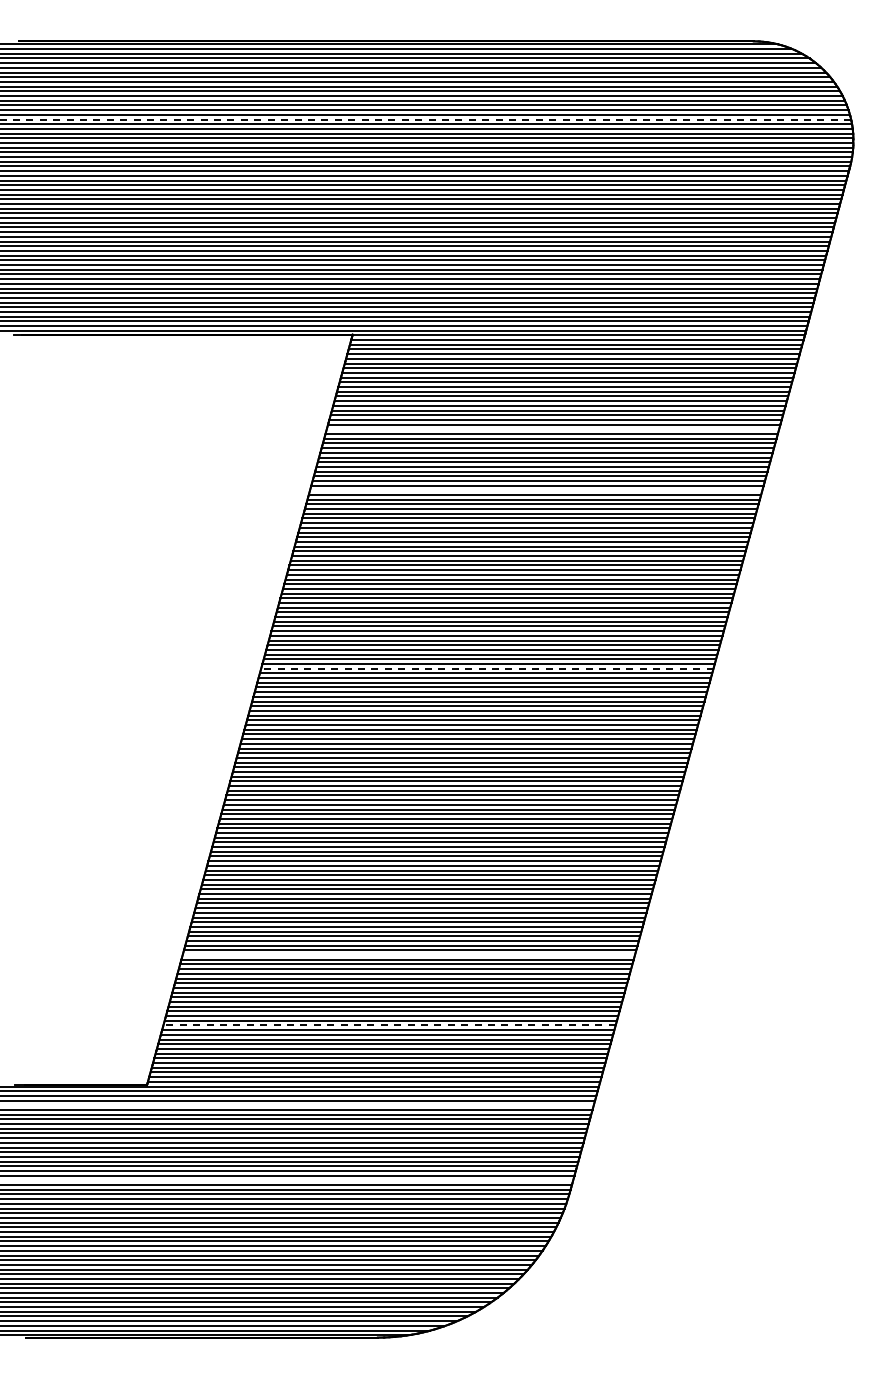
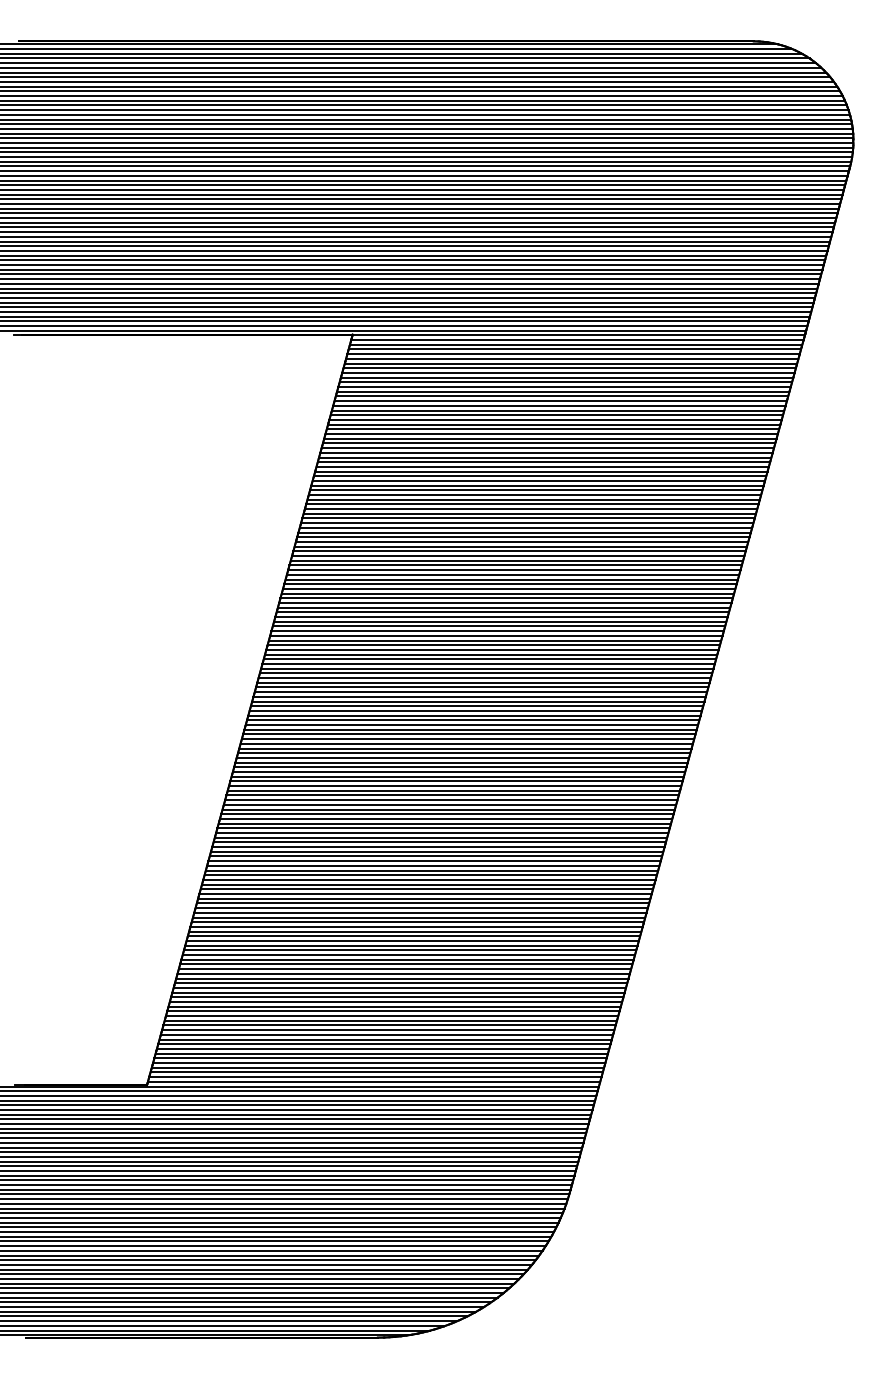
line: dashed -> solid (425, 119)
line: none -> present (552, 429)
line: none -> present (536, 490)
line: dashed -> solid (486, 668)
line: none -> present (408, 955)
line: dashed -> solid (389, 1025)
line: none -> present (297, 1105)
line: none -> present (287, 1180)
